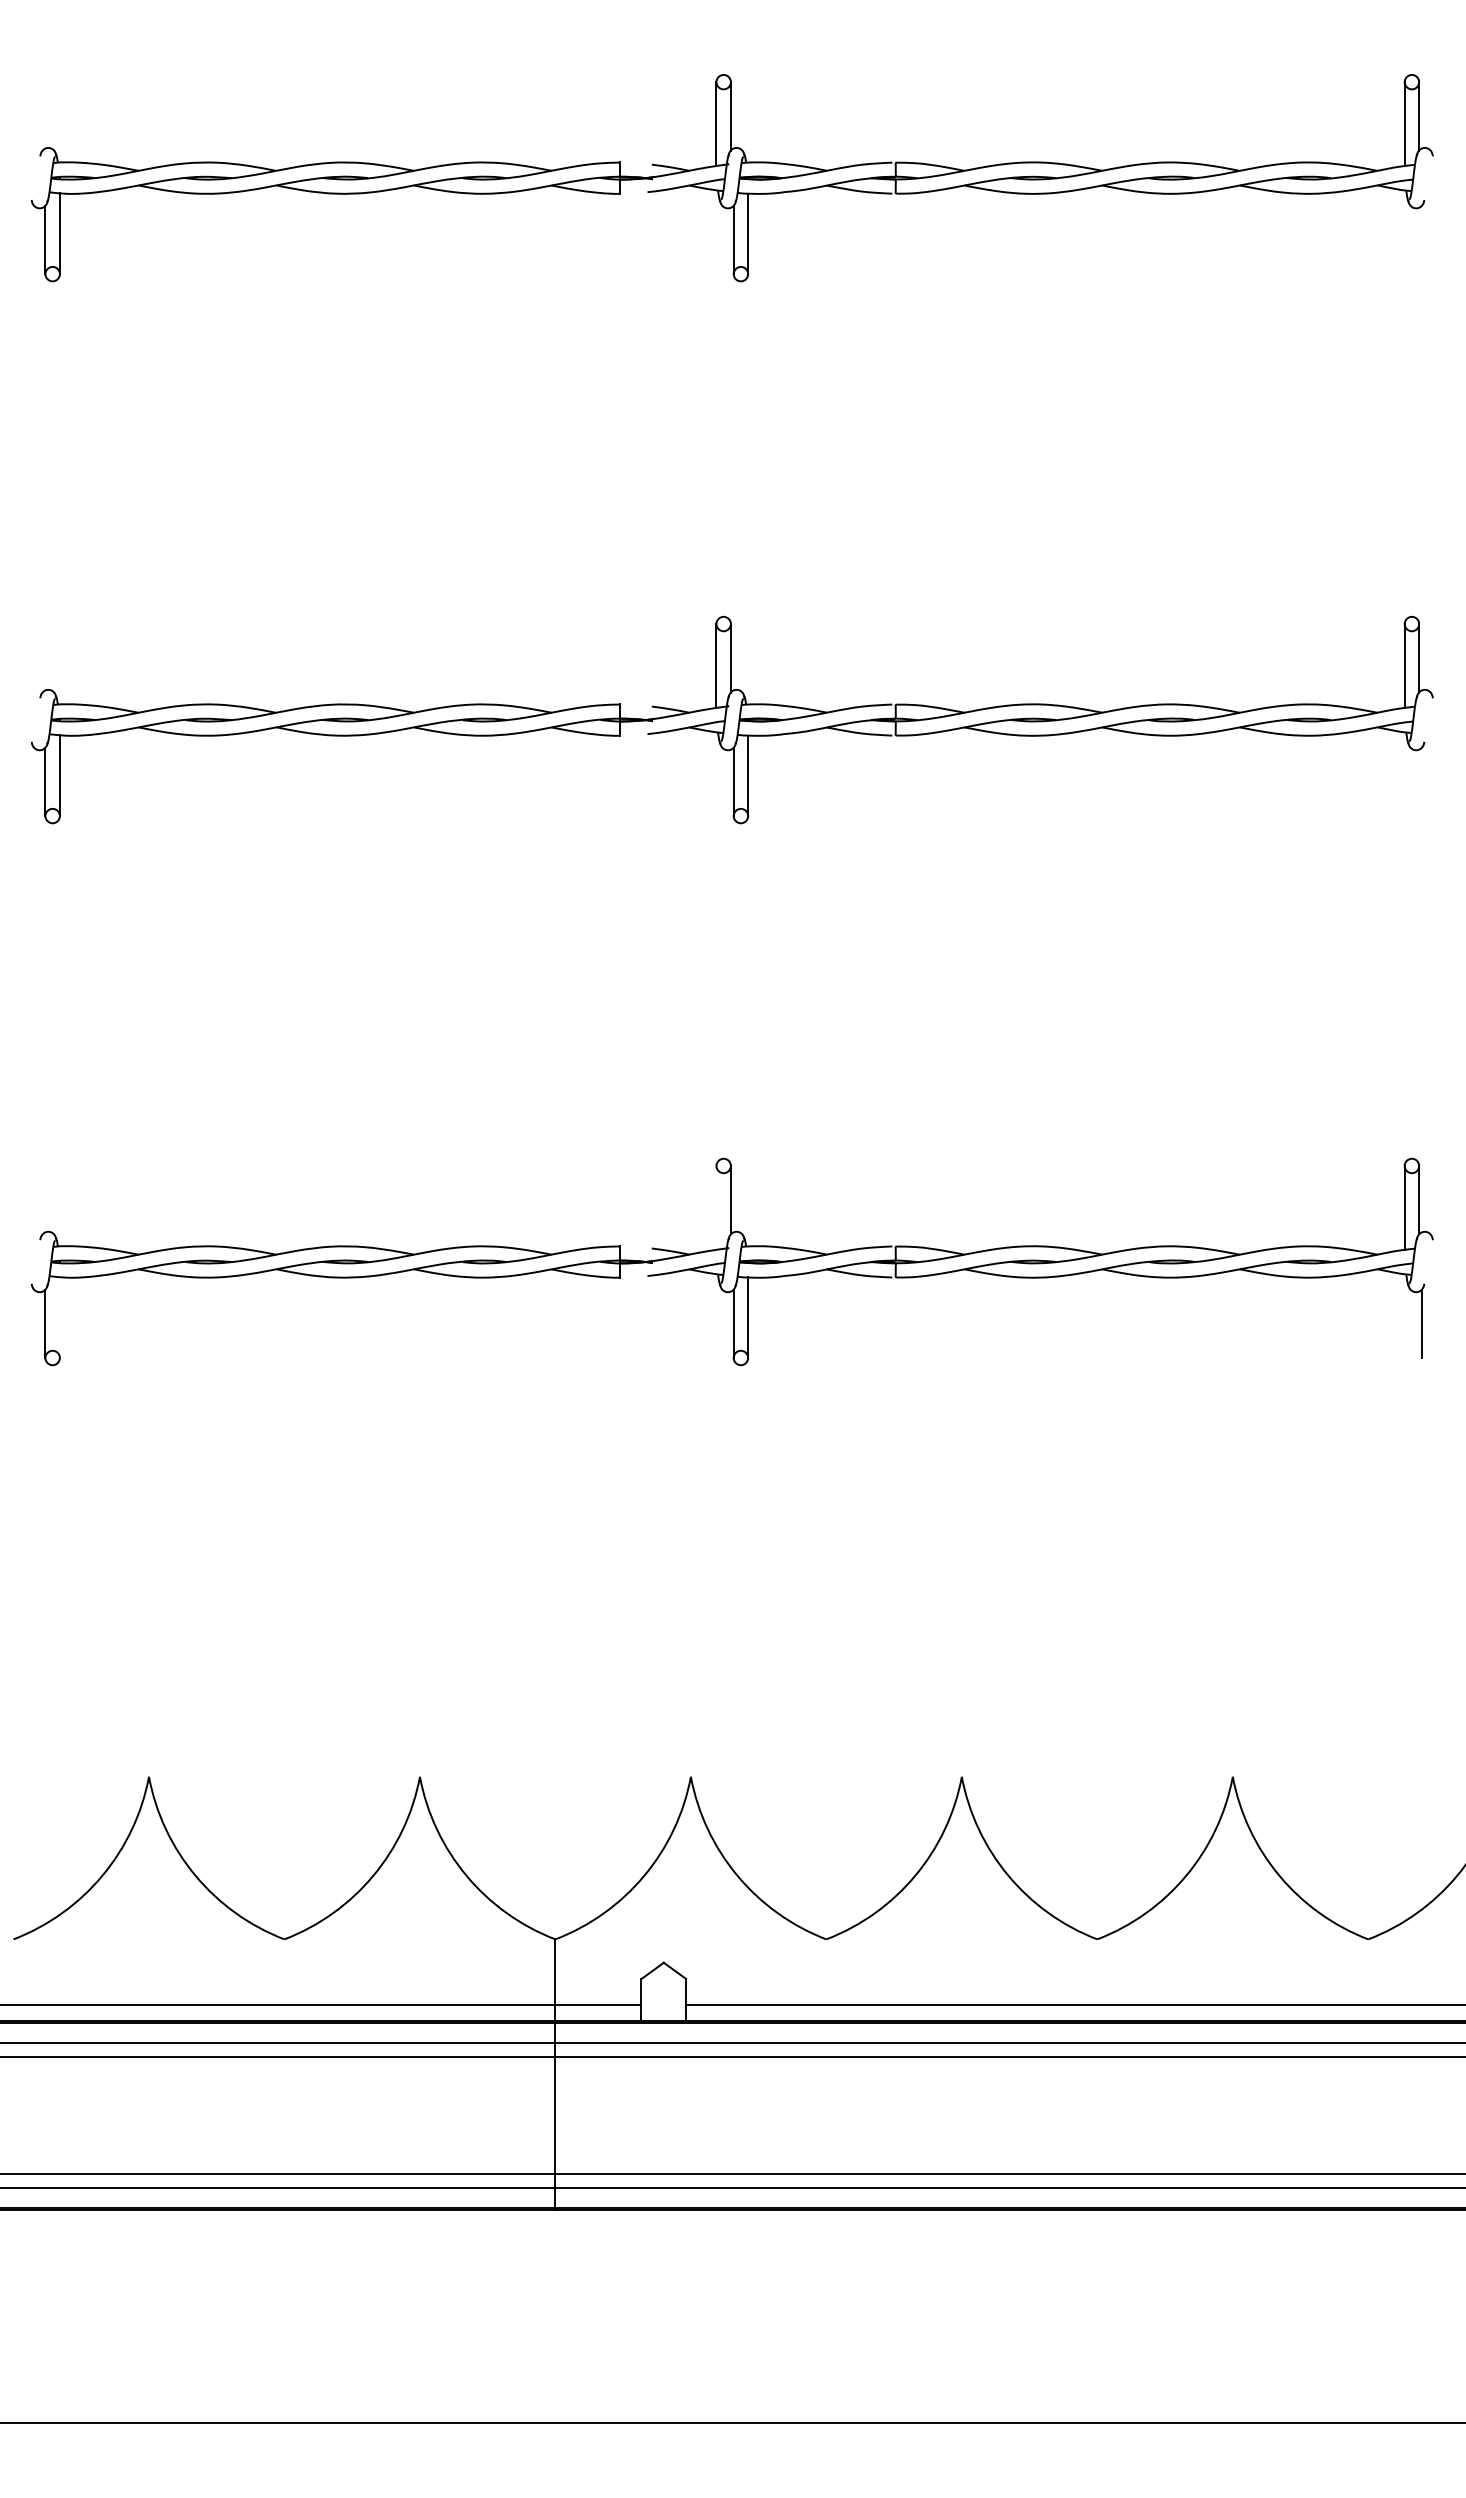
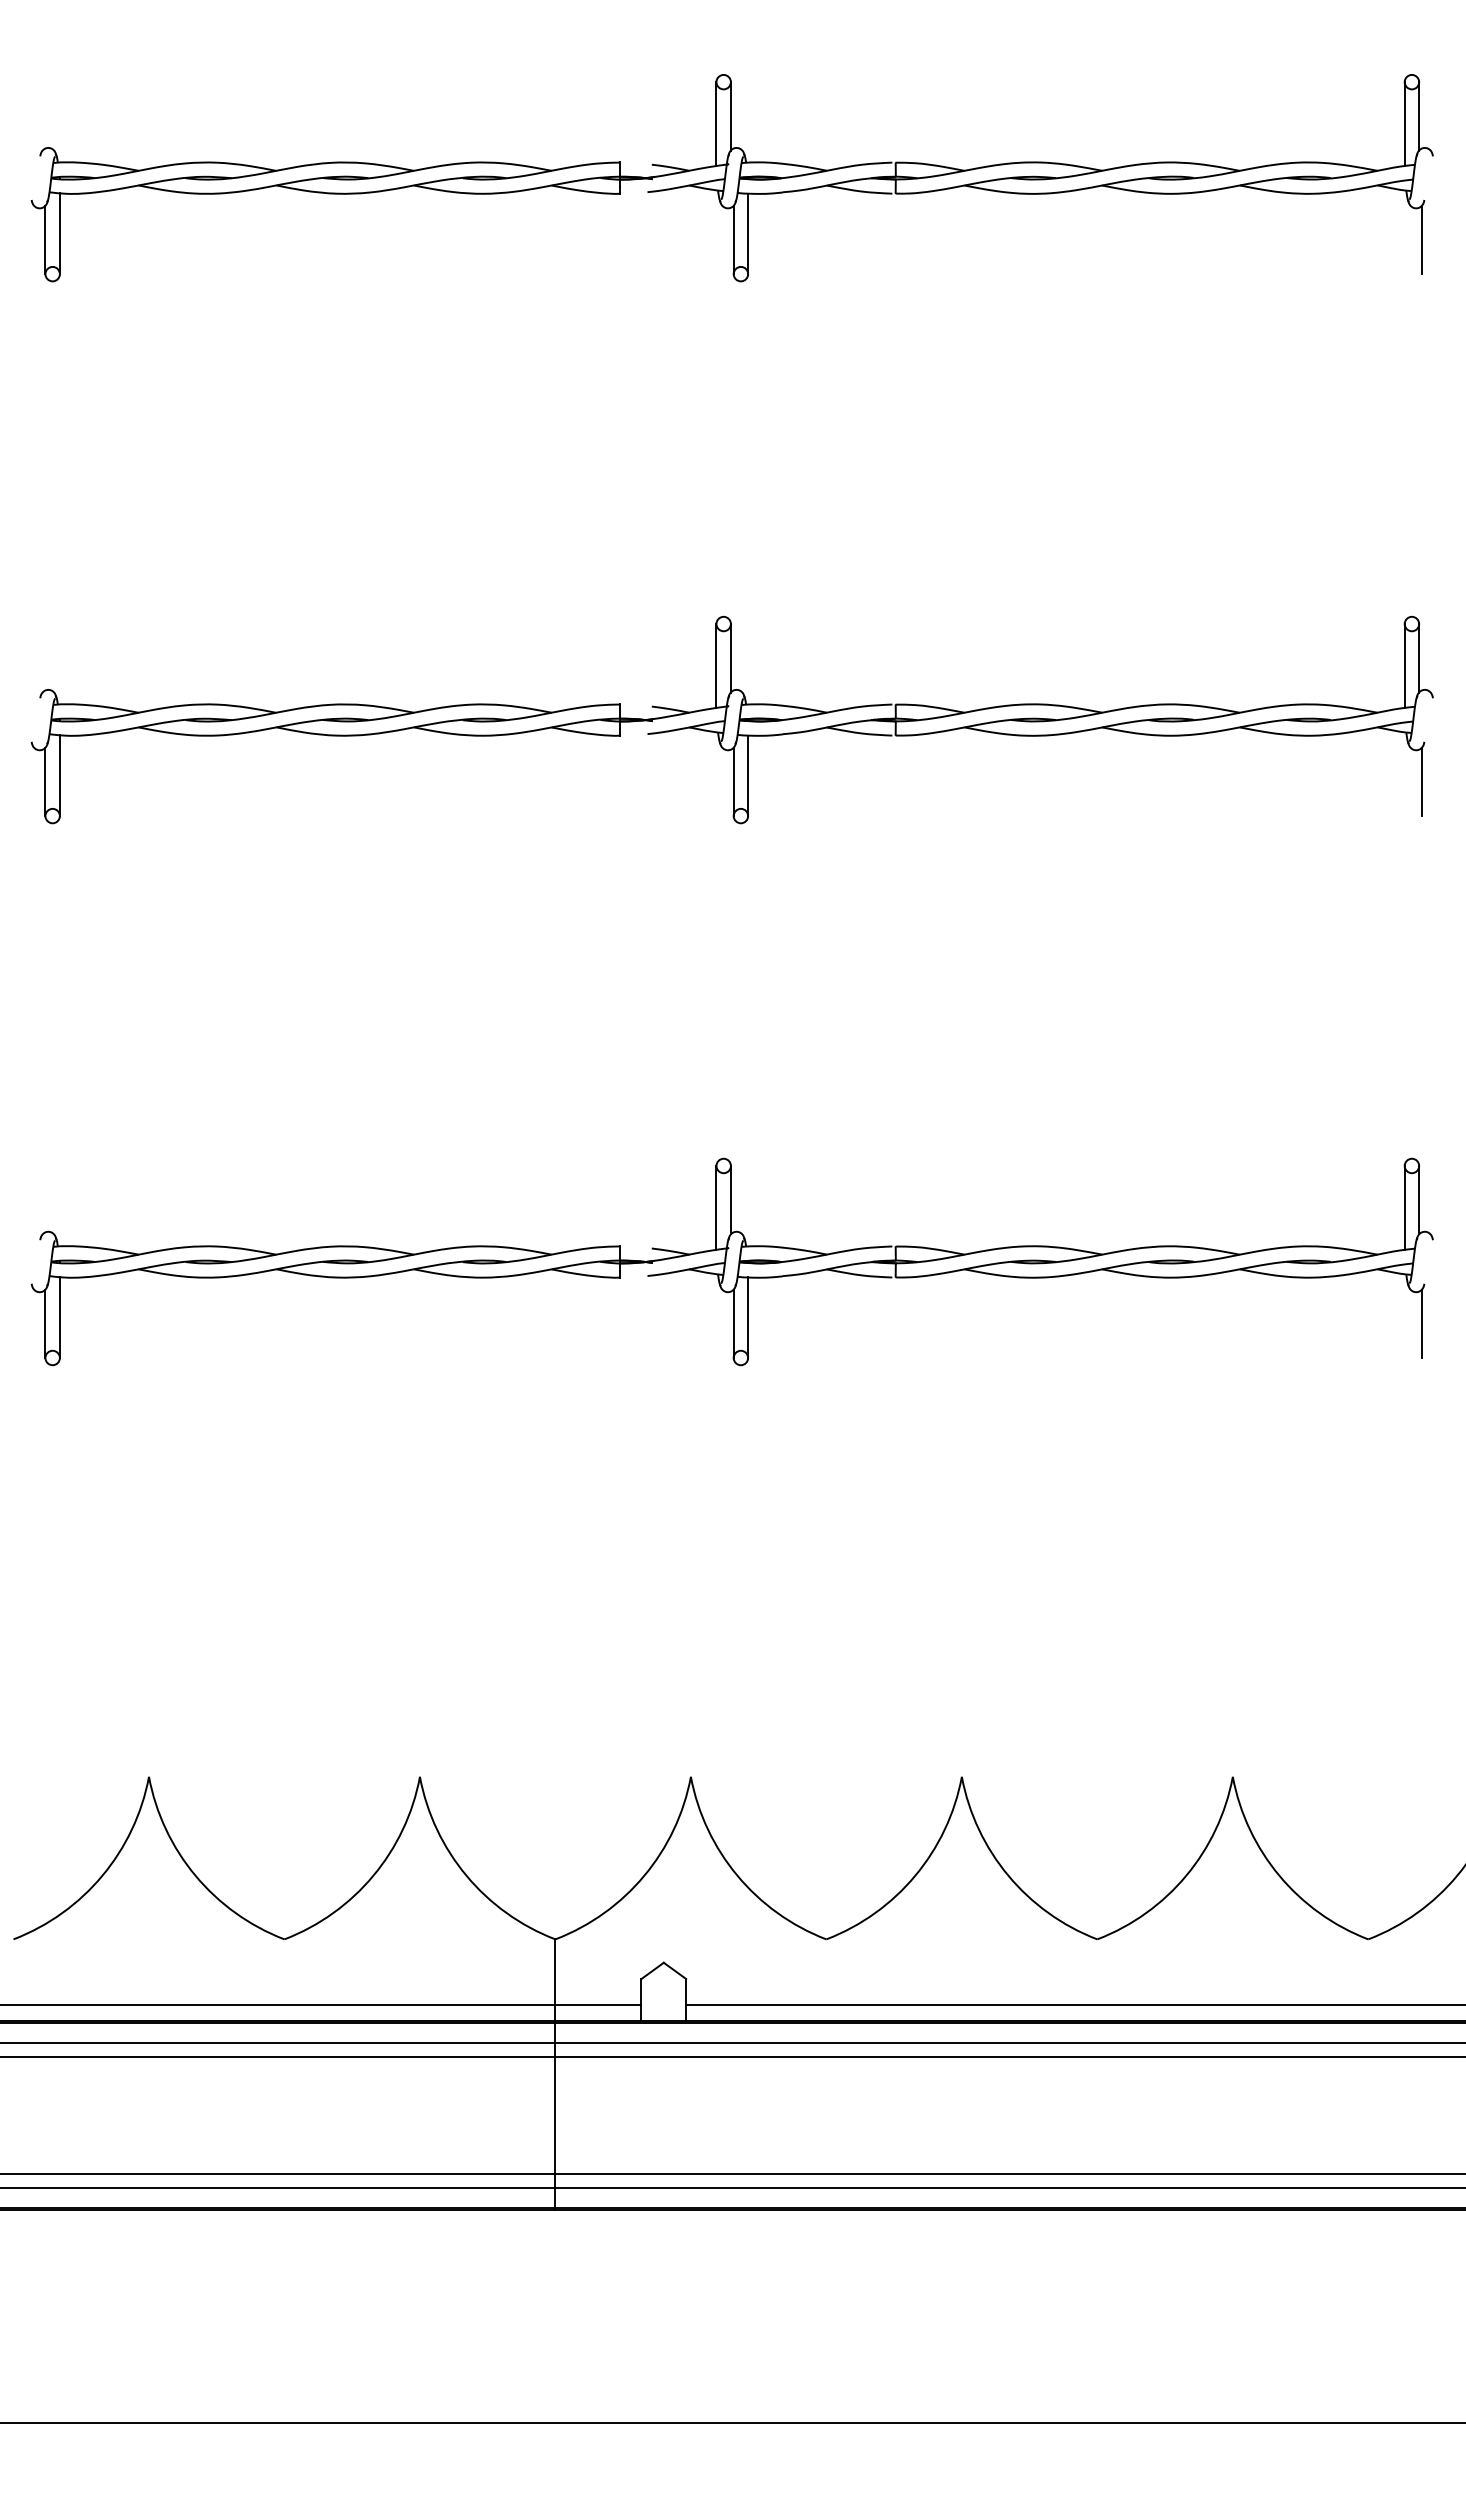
line: none -> present (1421, 239)
line: none -> present (1421, 781)
line: none -> present (716, 1207)
line: none -> present (59, 1317)
